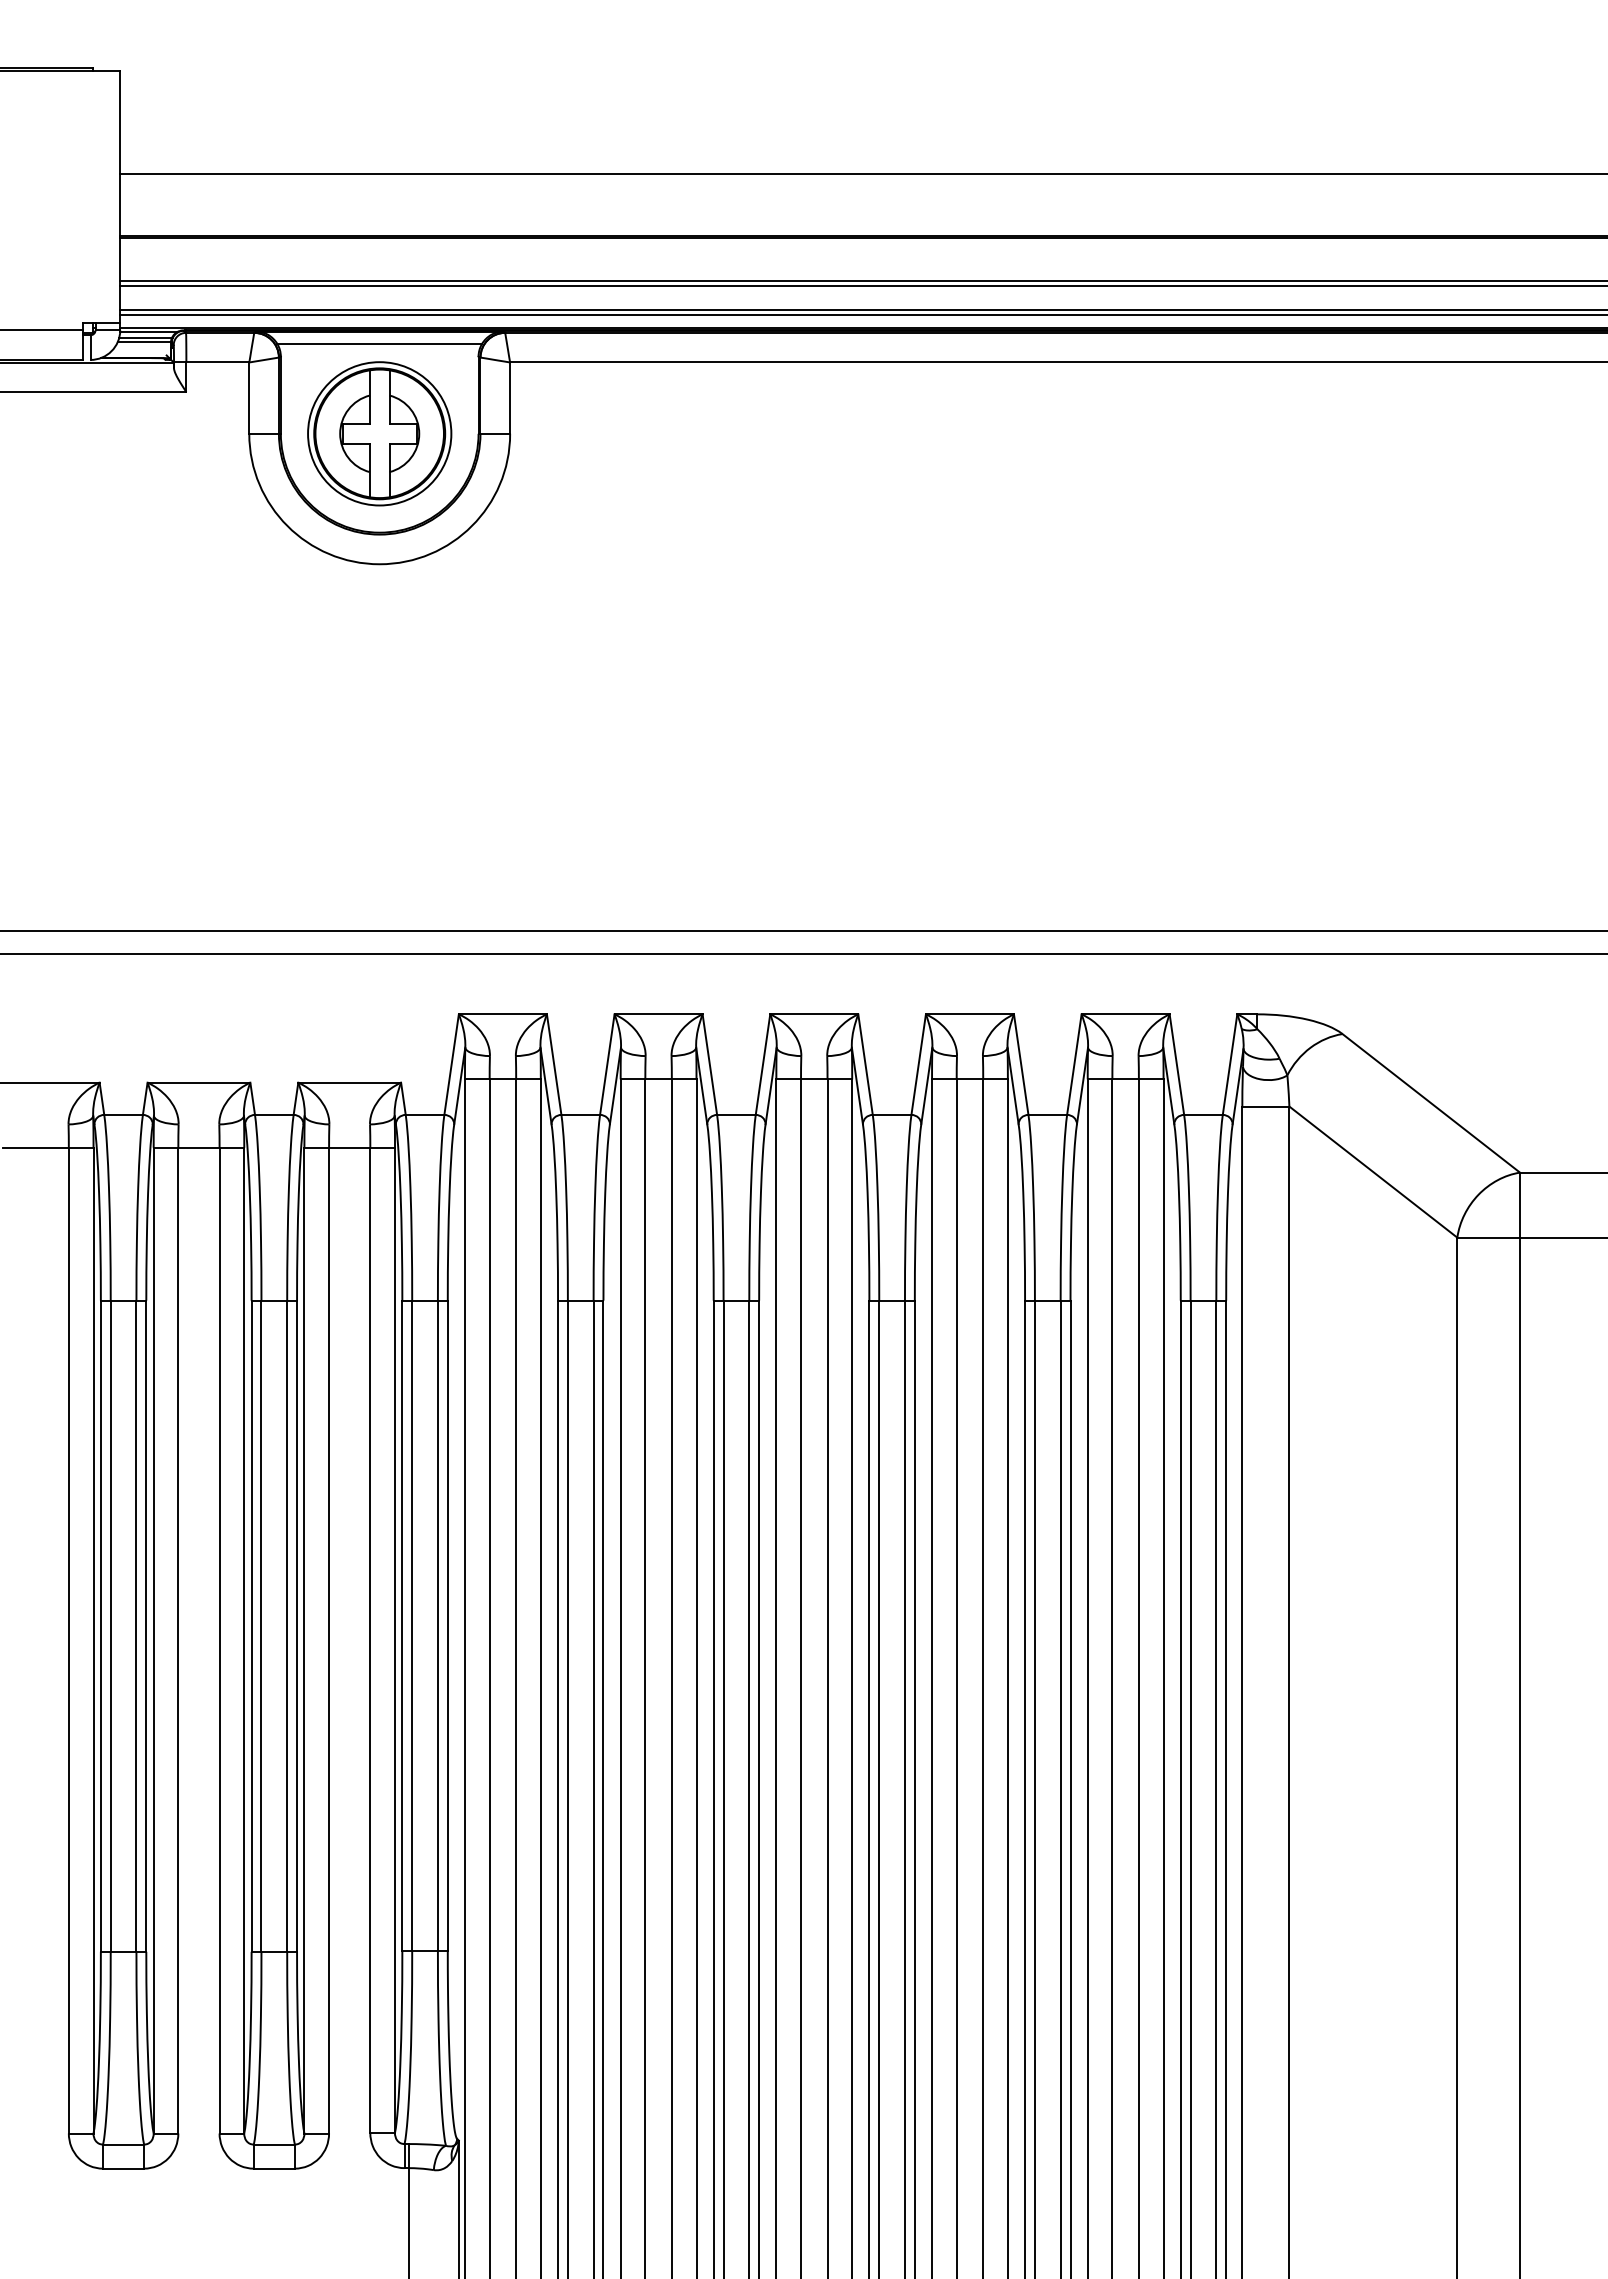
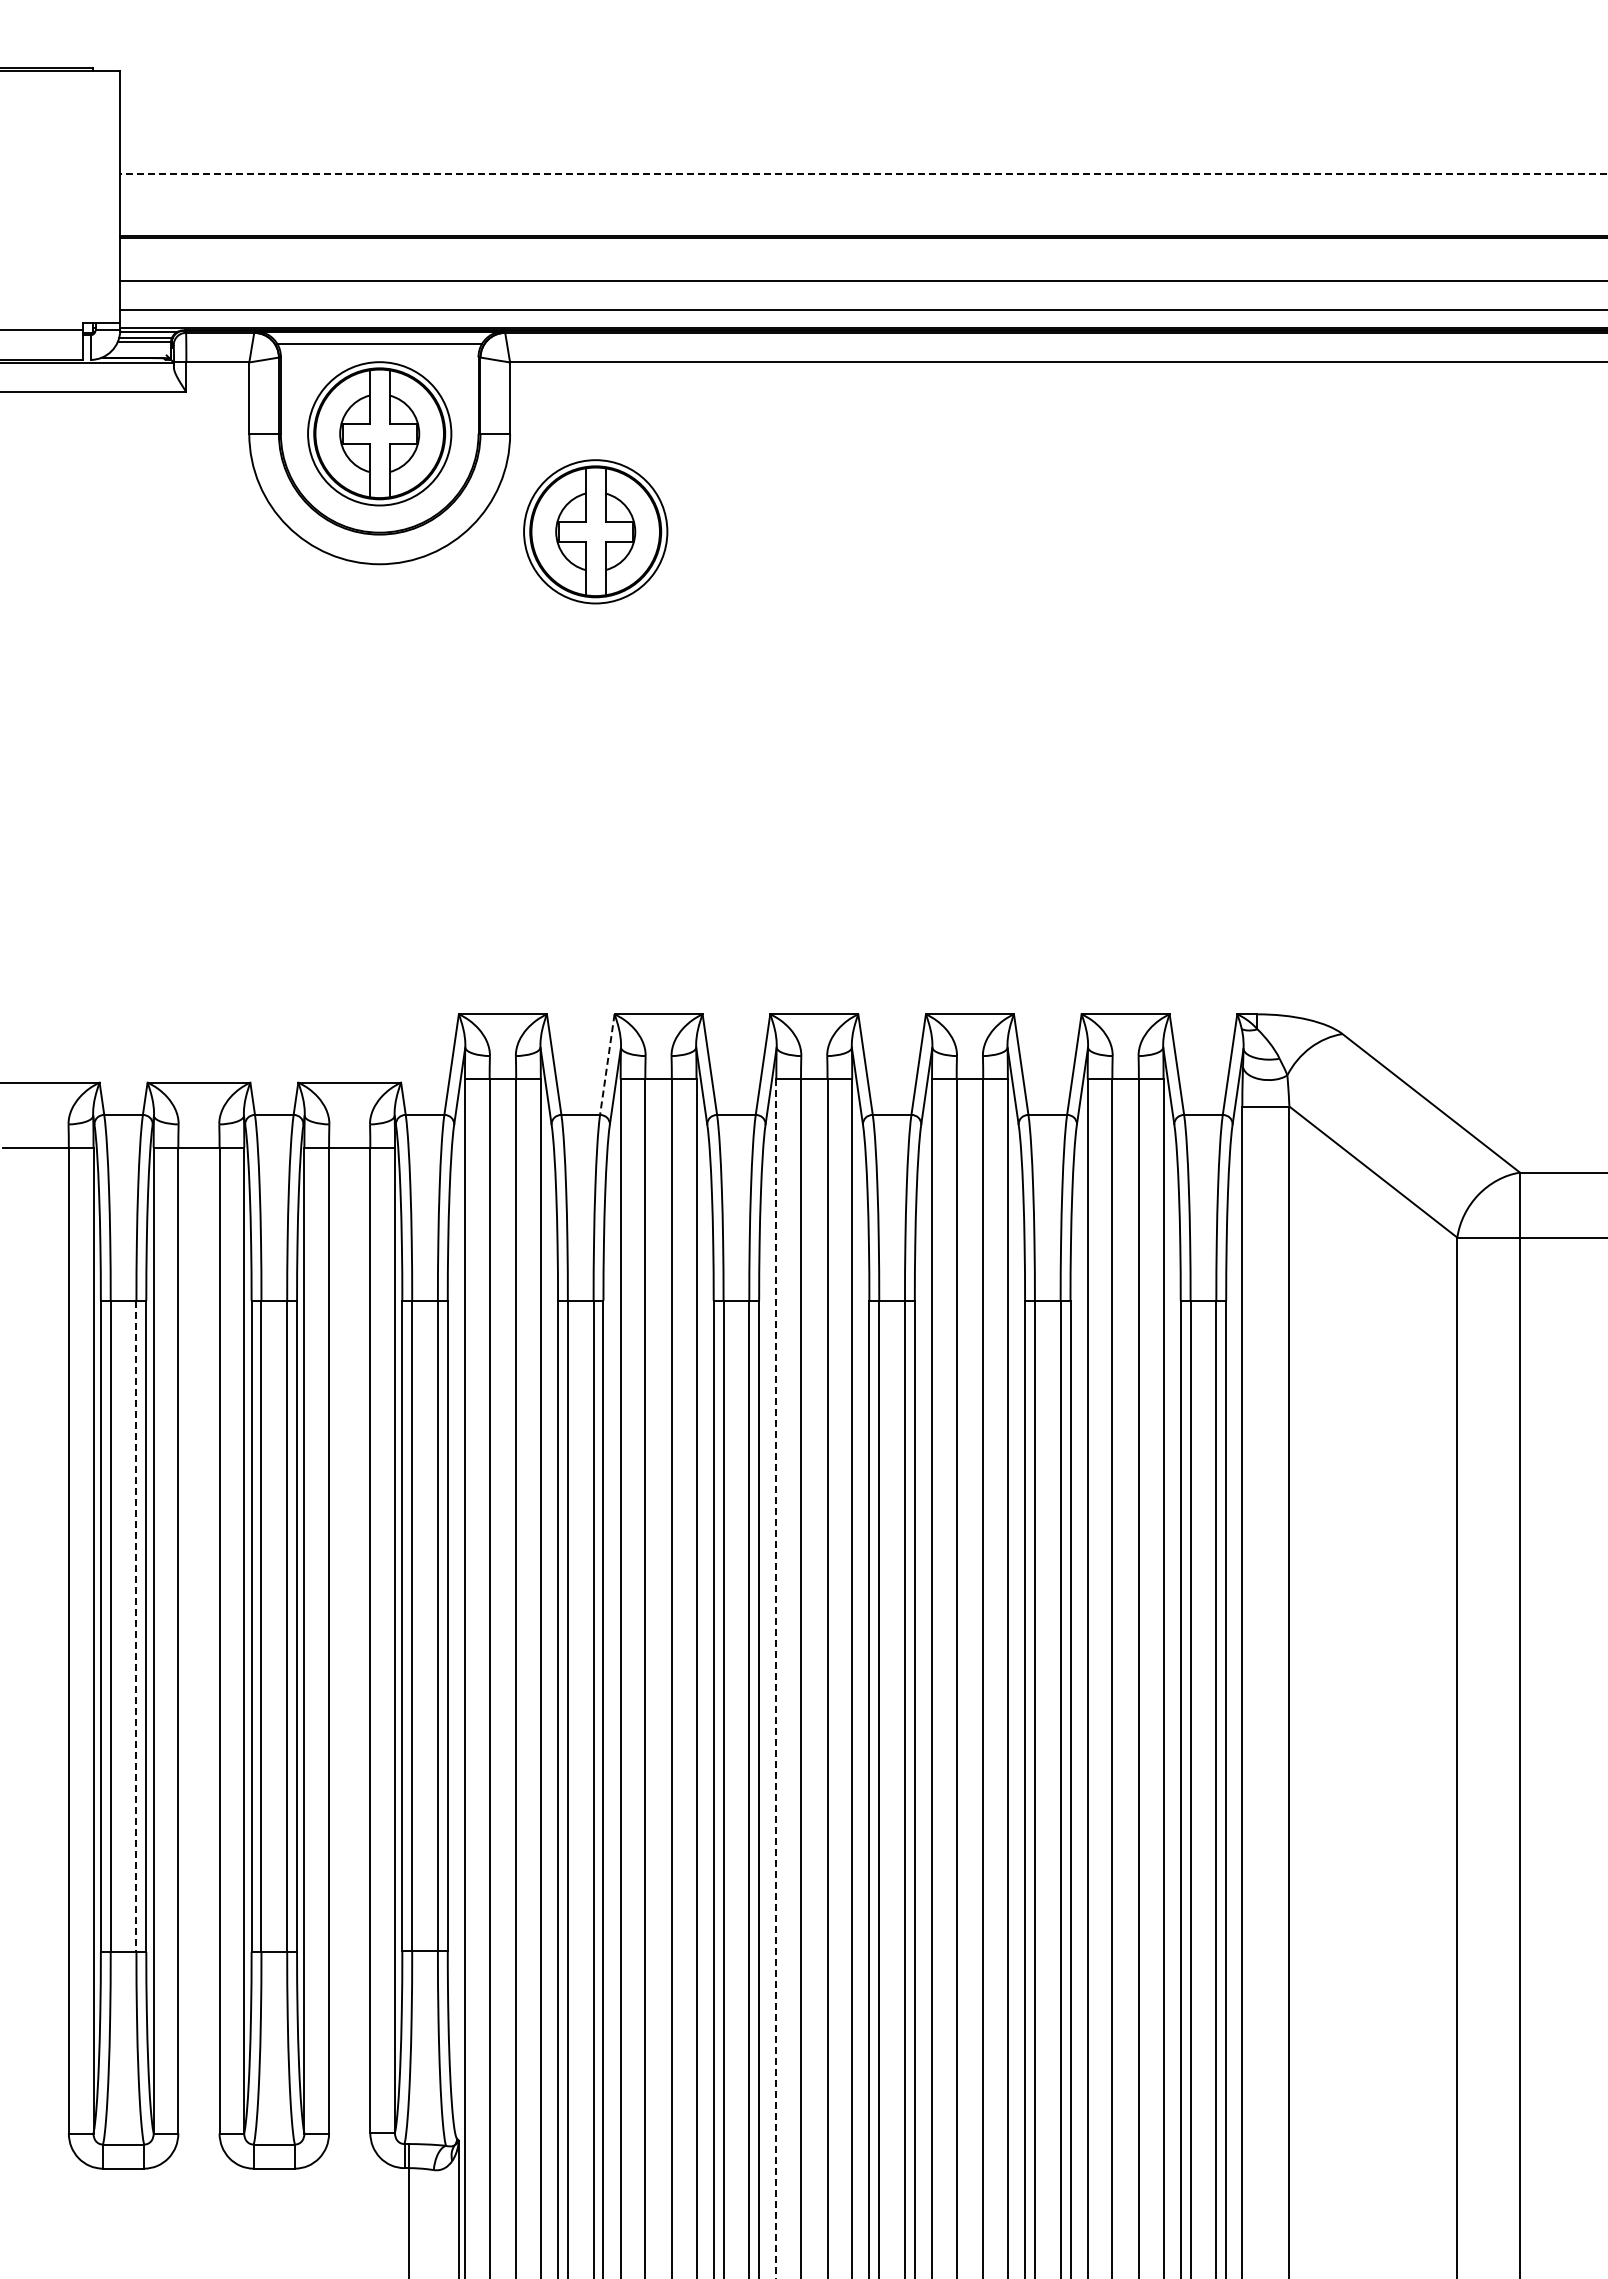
line: solid -> dashed (863, 174)
line: present -> none (862, 285)
line: present -> none (862, 315)
part: none -> present (595, 531)
line: present -> none (803, 930)
line: present -> none (803, 954)
line: solid -> dashed (607, 1064)
line: solid -> dashed (136, 1626)
line: solid -> dashed (776, 1679)
